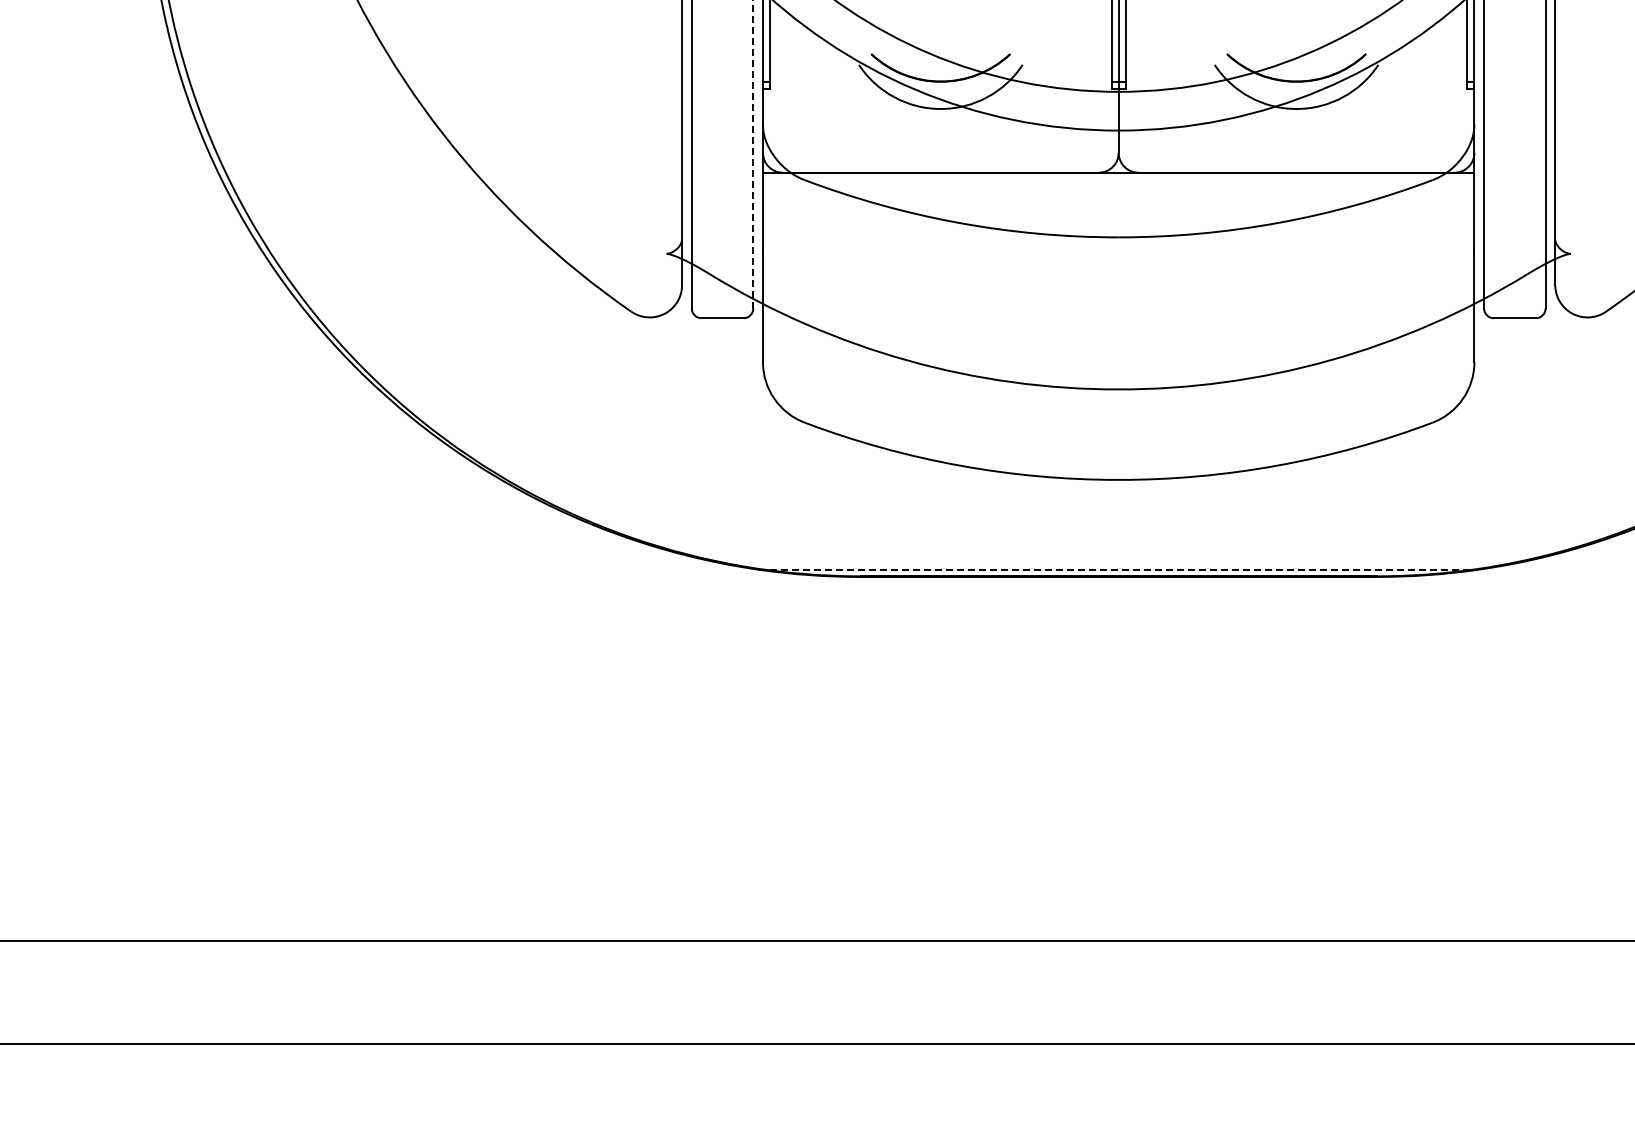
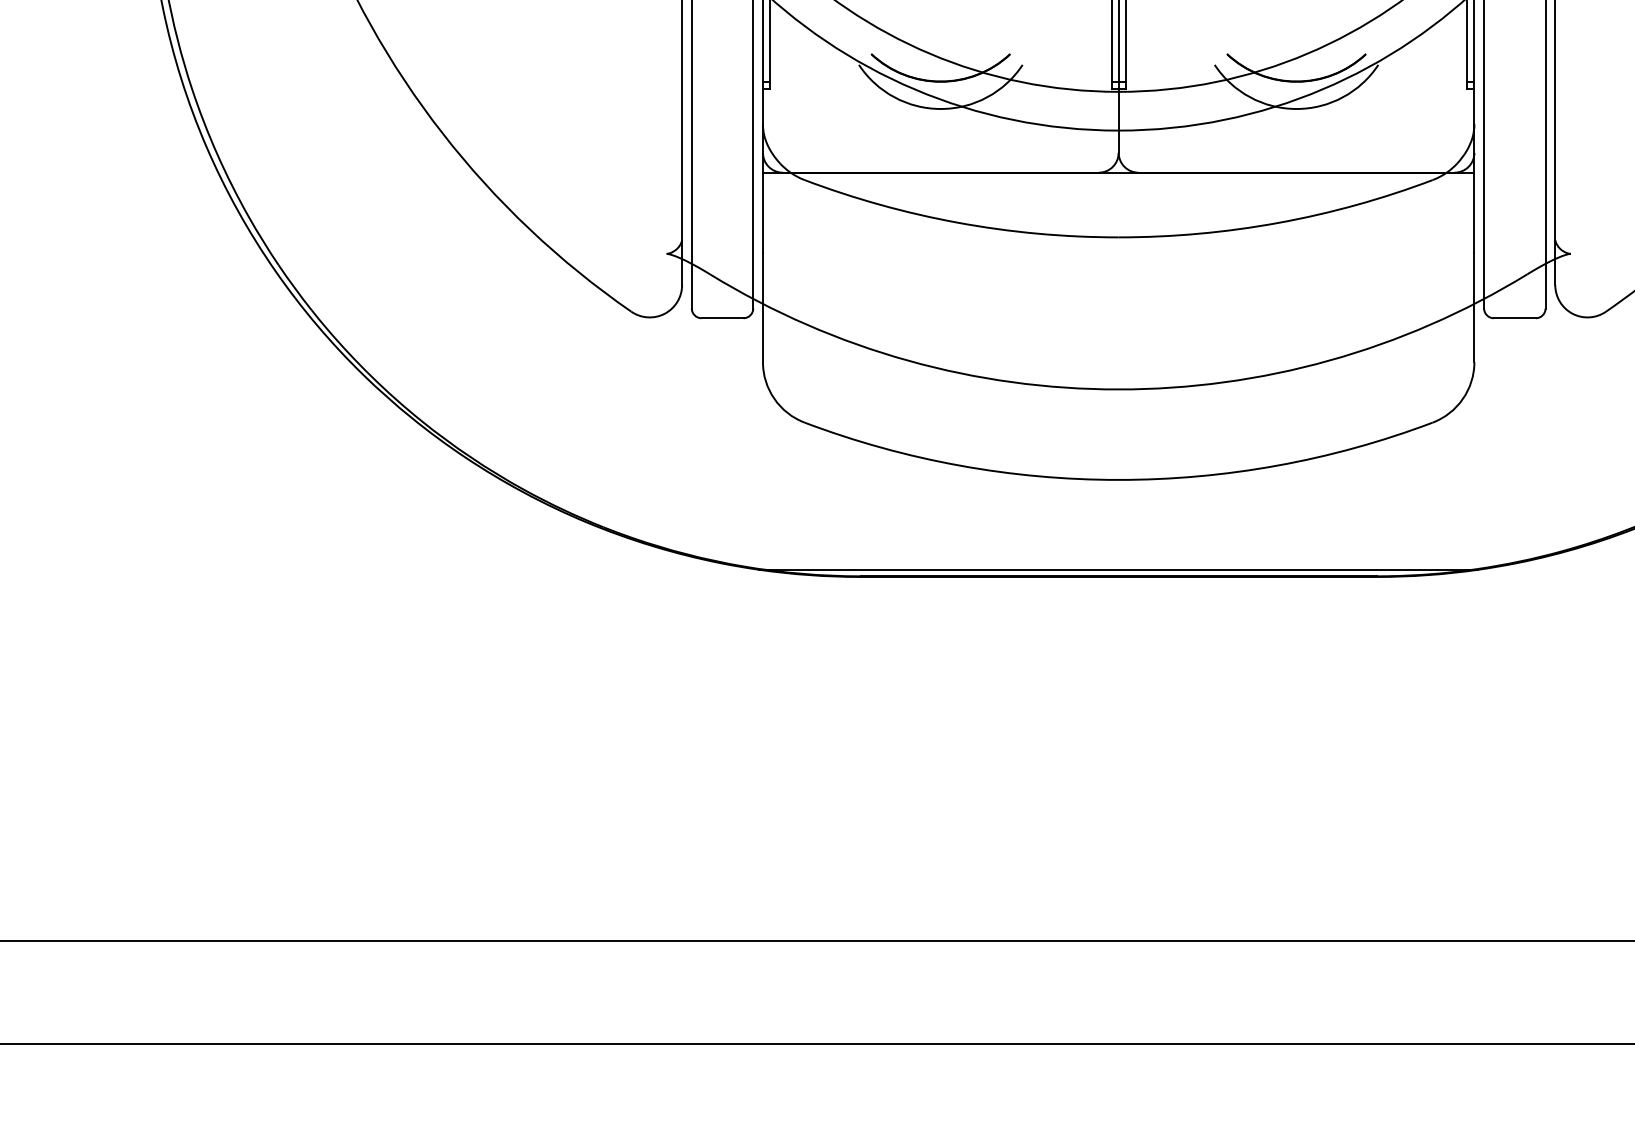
line: dashed -> solid (753, 154)
line: dashed -> solid (1119, 569)
